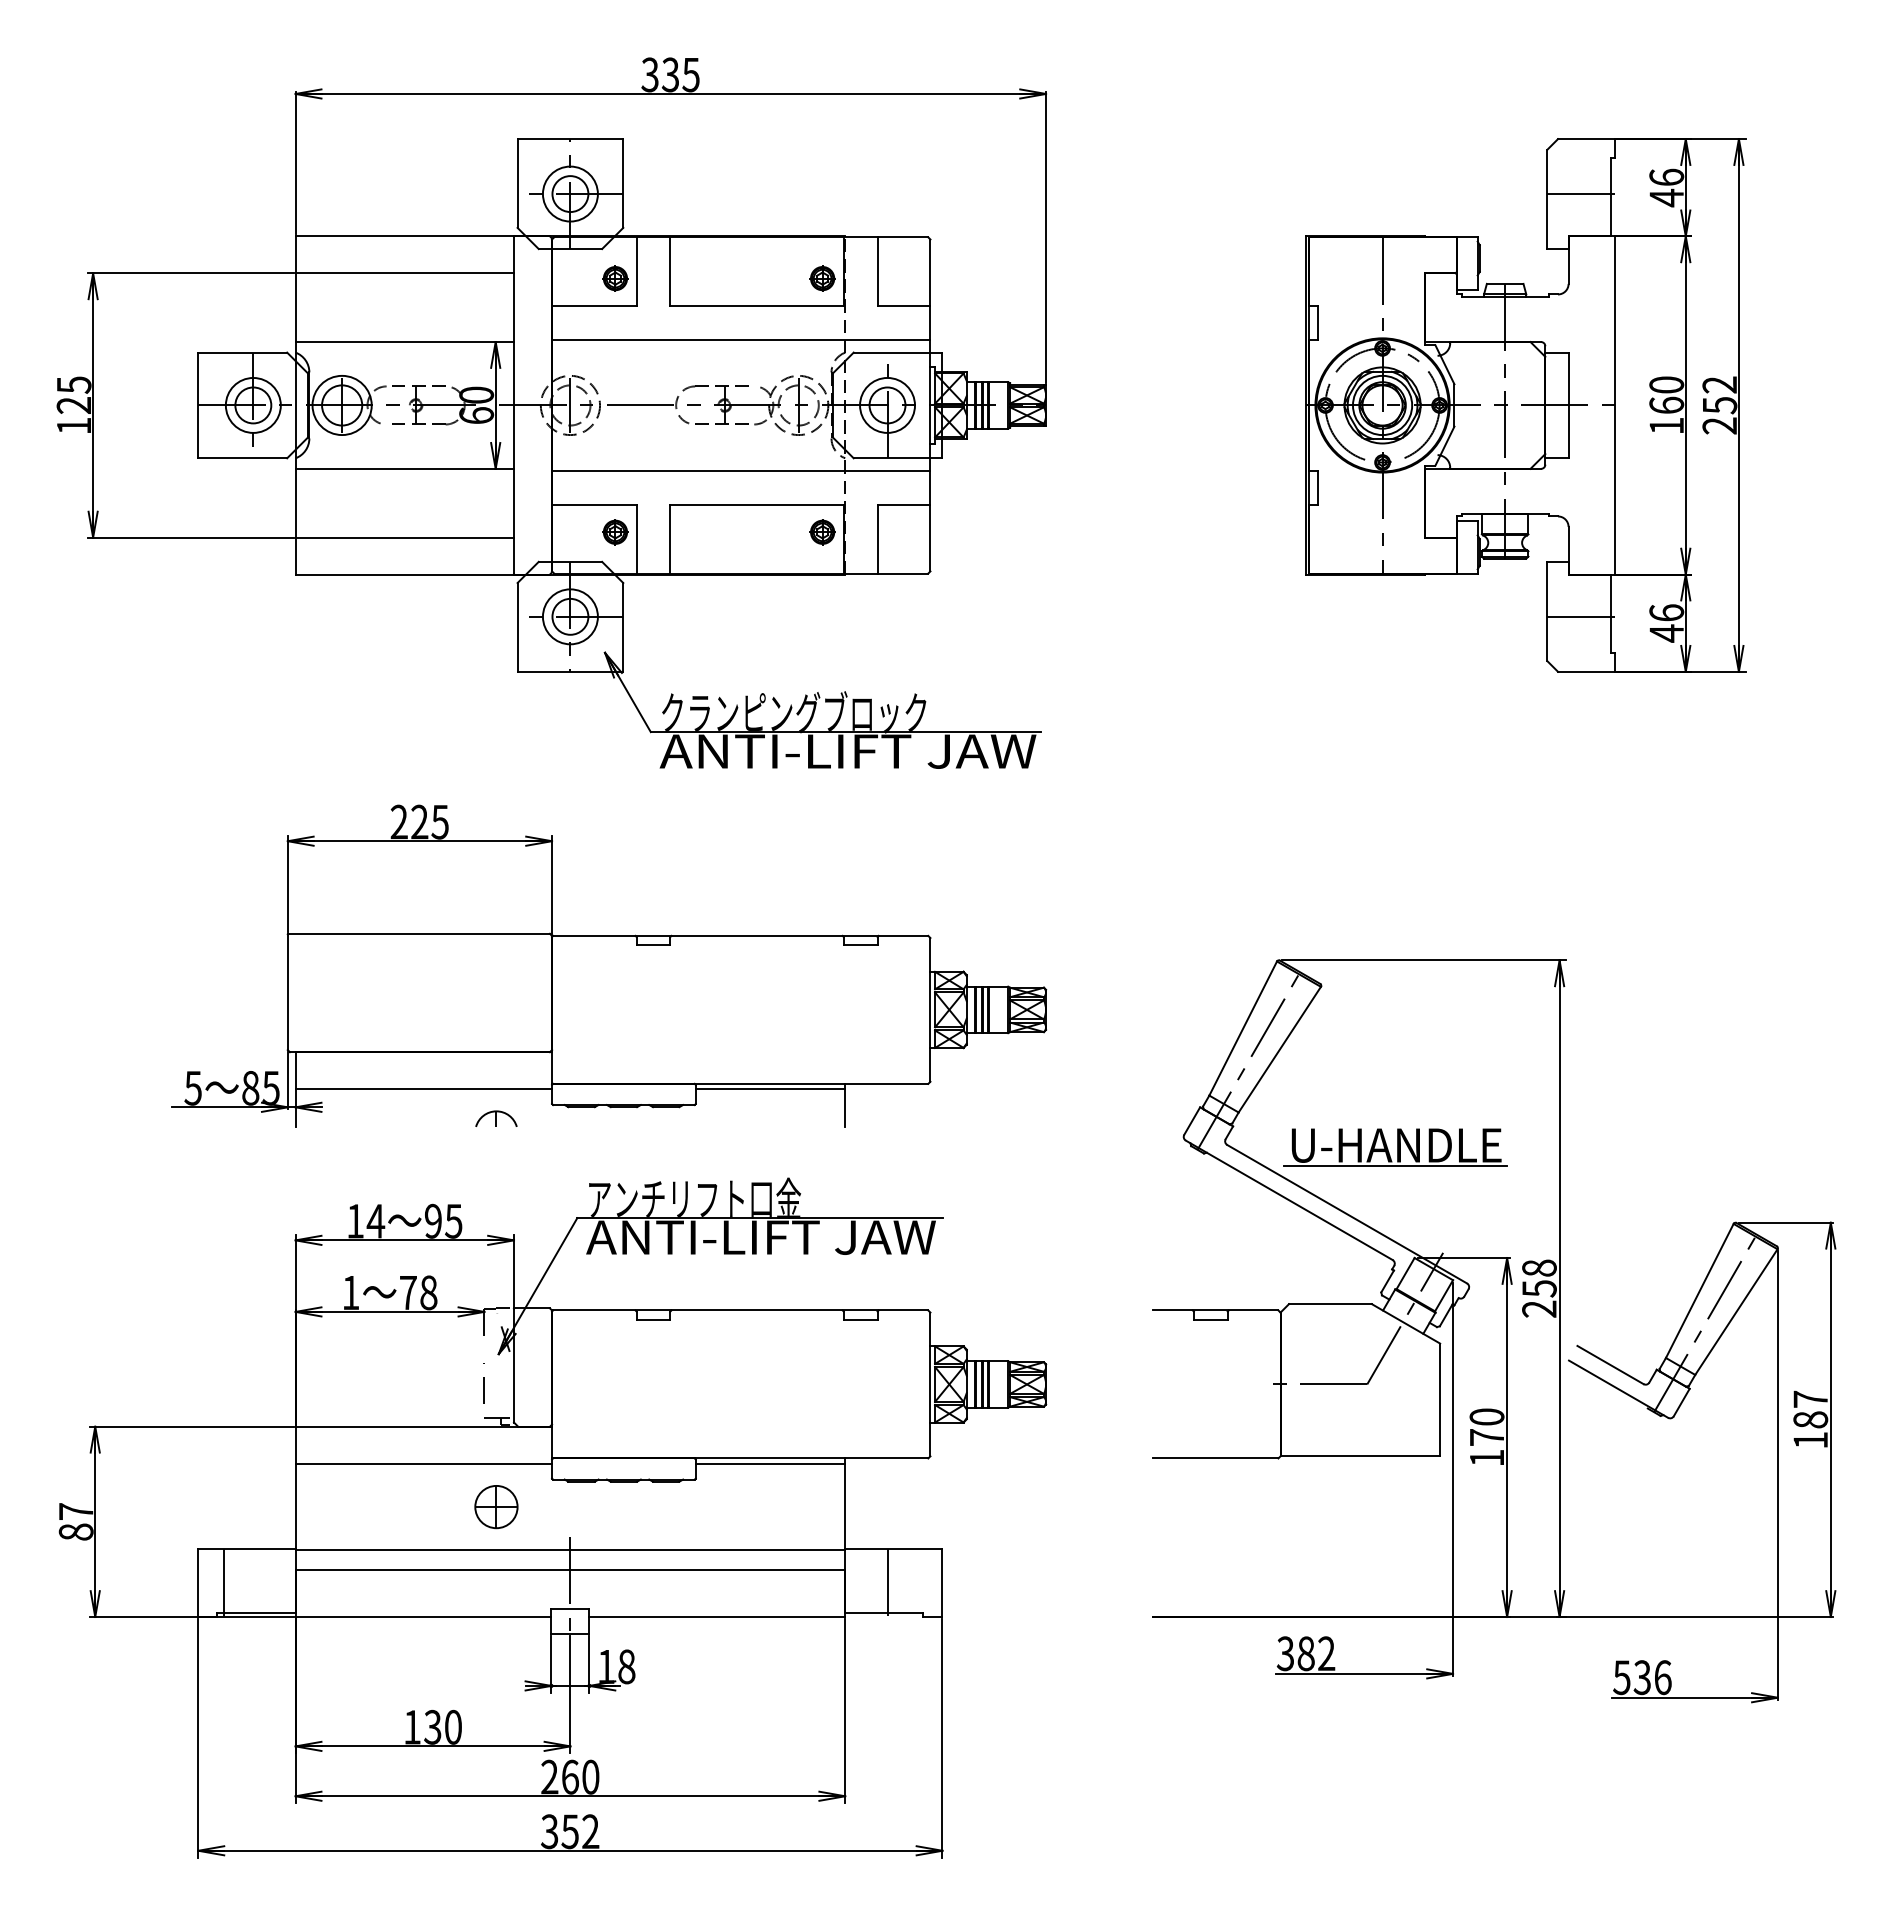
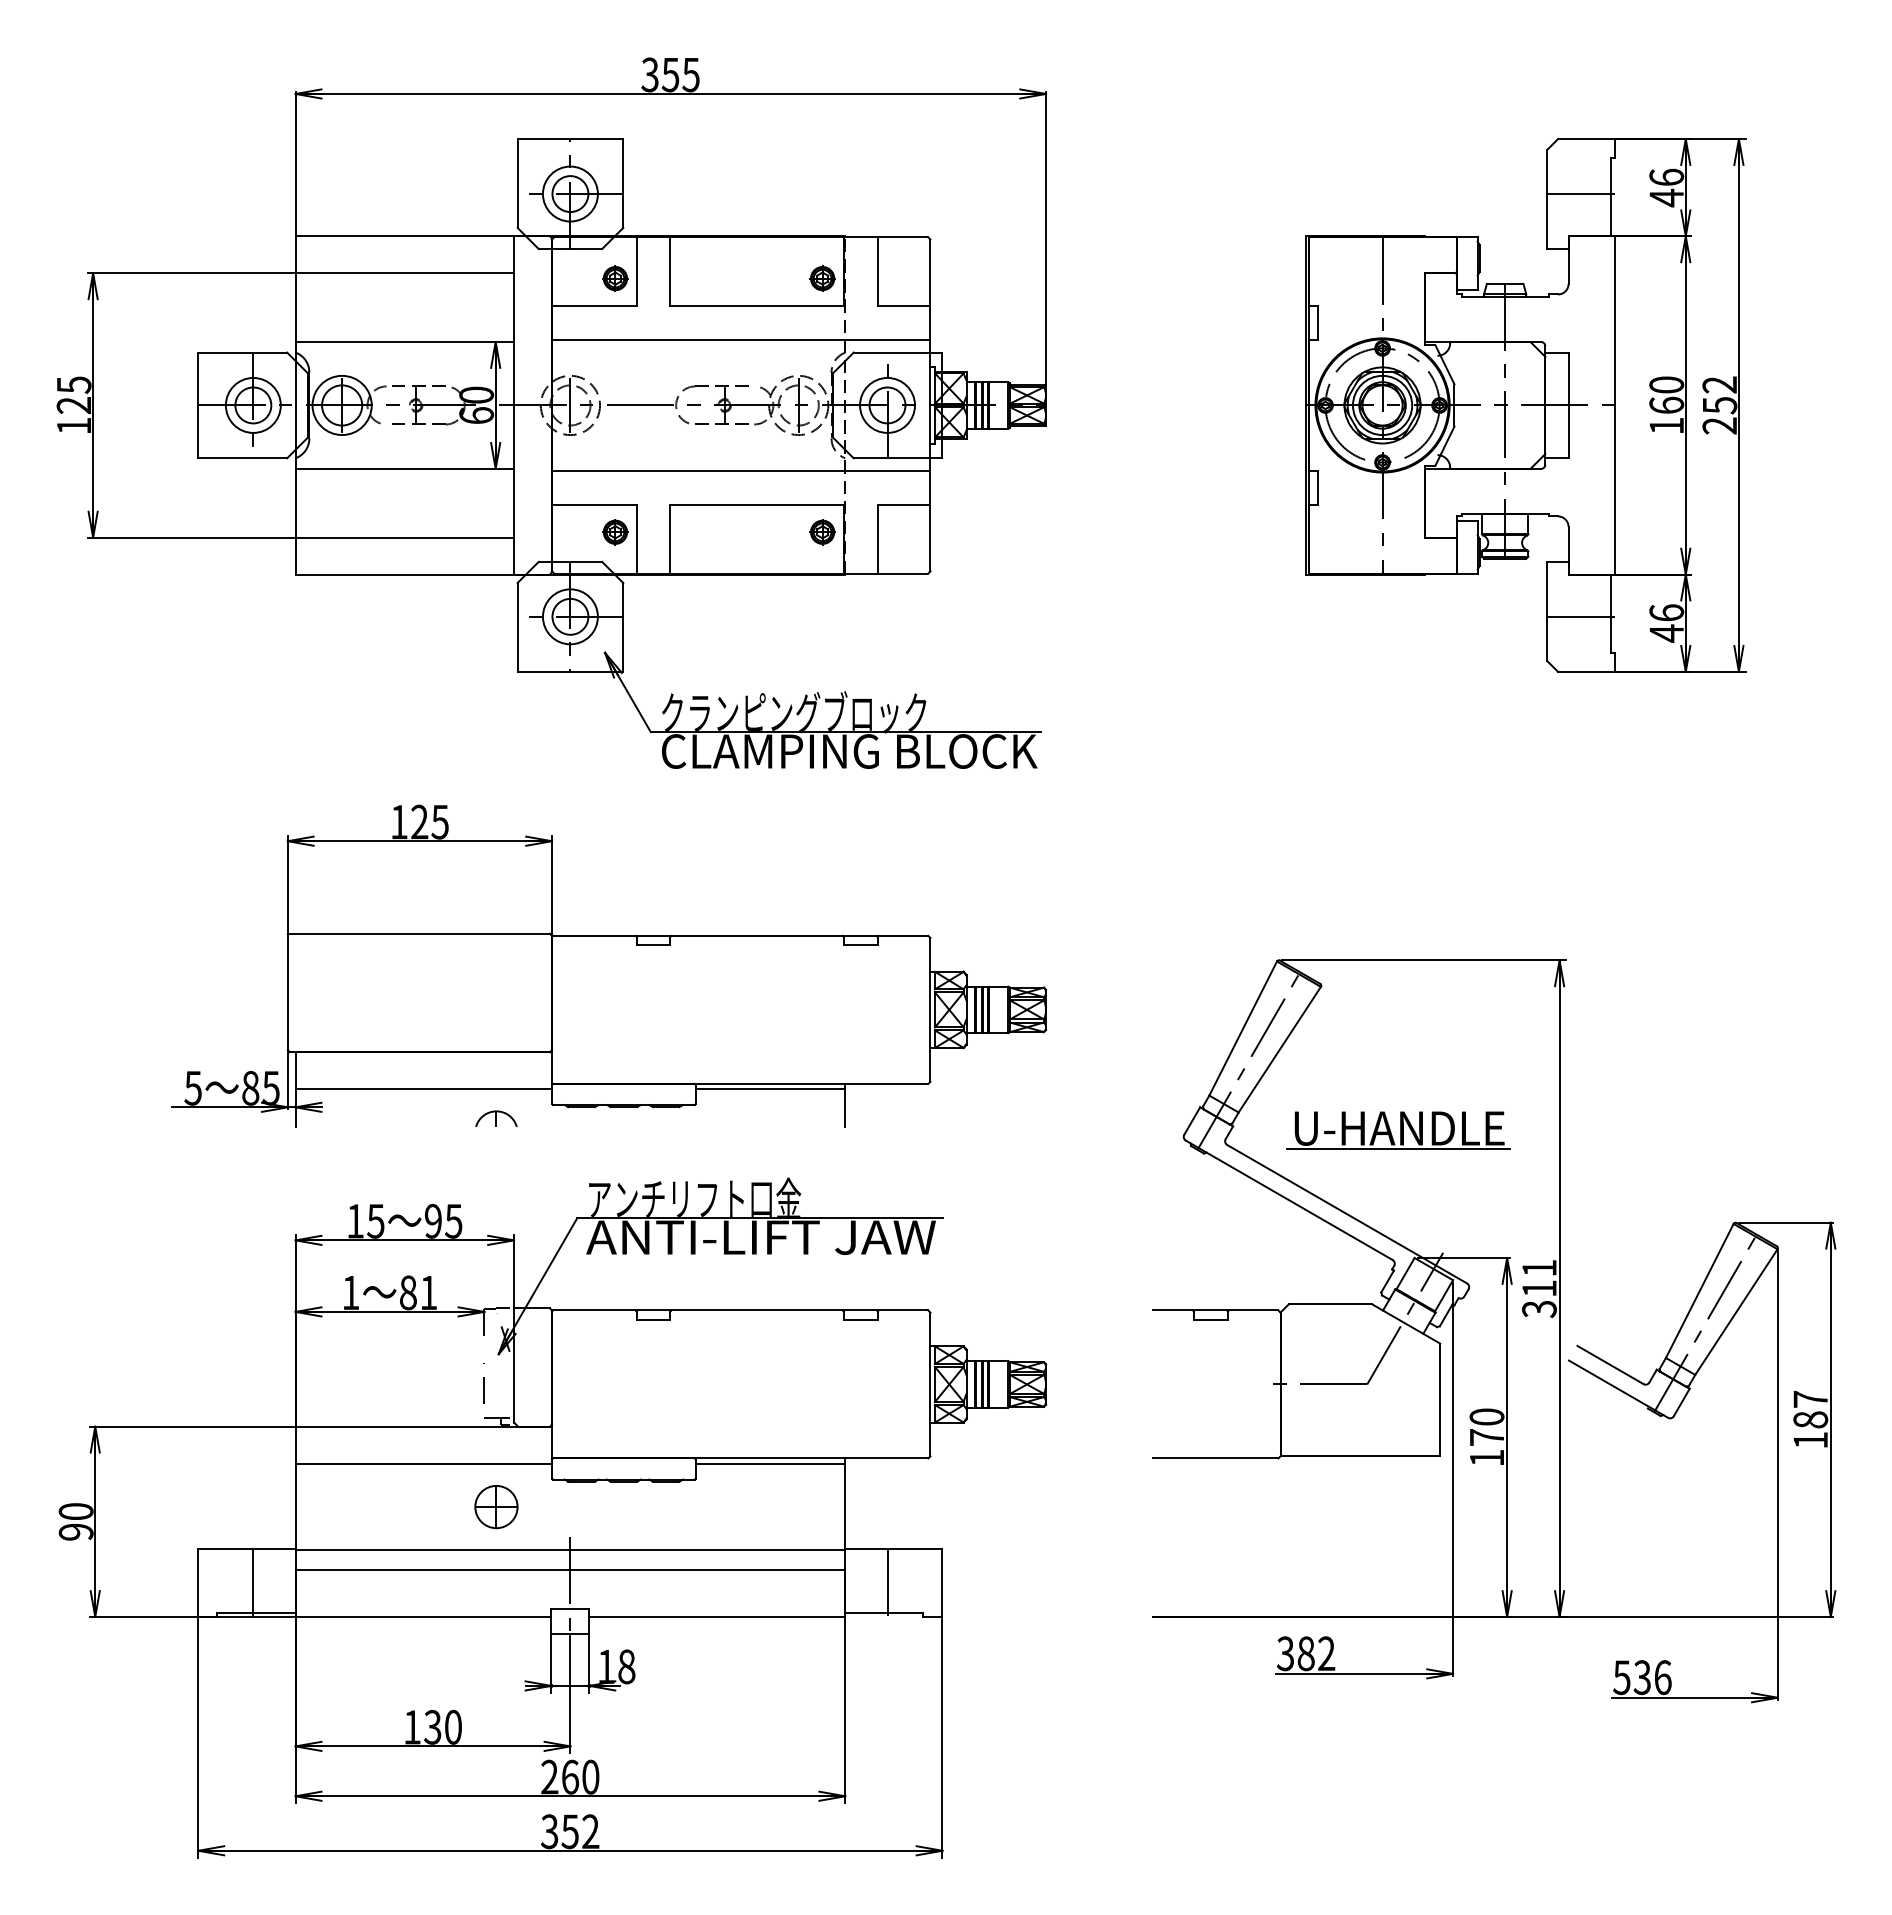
text: 335 -> 355 (670, 74)
text: ANTI-LIFT JAW -> CLAMPING BLOCK (848, 751)
text: 225 -> 125 (398, 821)
part position: (1395, 1147) -> (1398, 1130) (1398, 1130)
text: 14 -> 15 (375, 1221)
text: 258 -> 311 (1539, 1288)
text: 78 -> 81 (418, 1292)
text: 87 -> 90 (75, 1521)
line position: (224, 1582) -> (253, 1582) (253, 1582)
